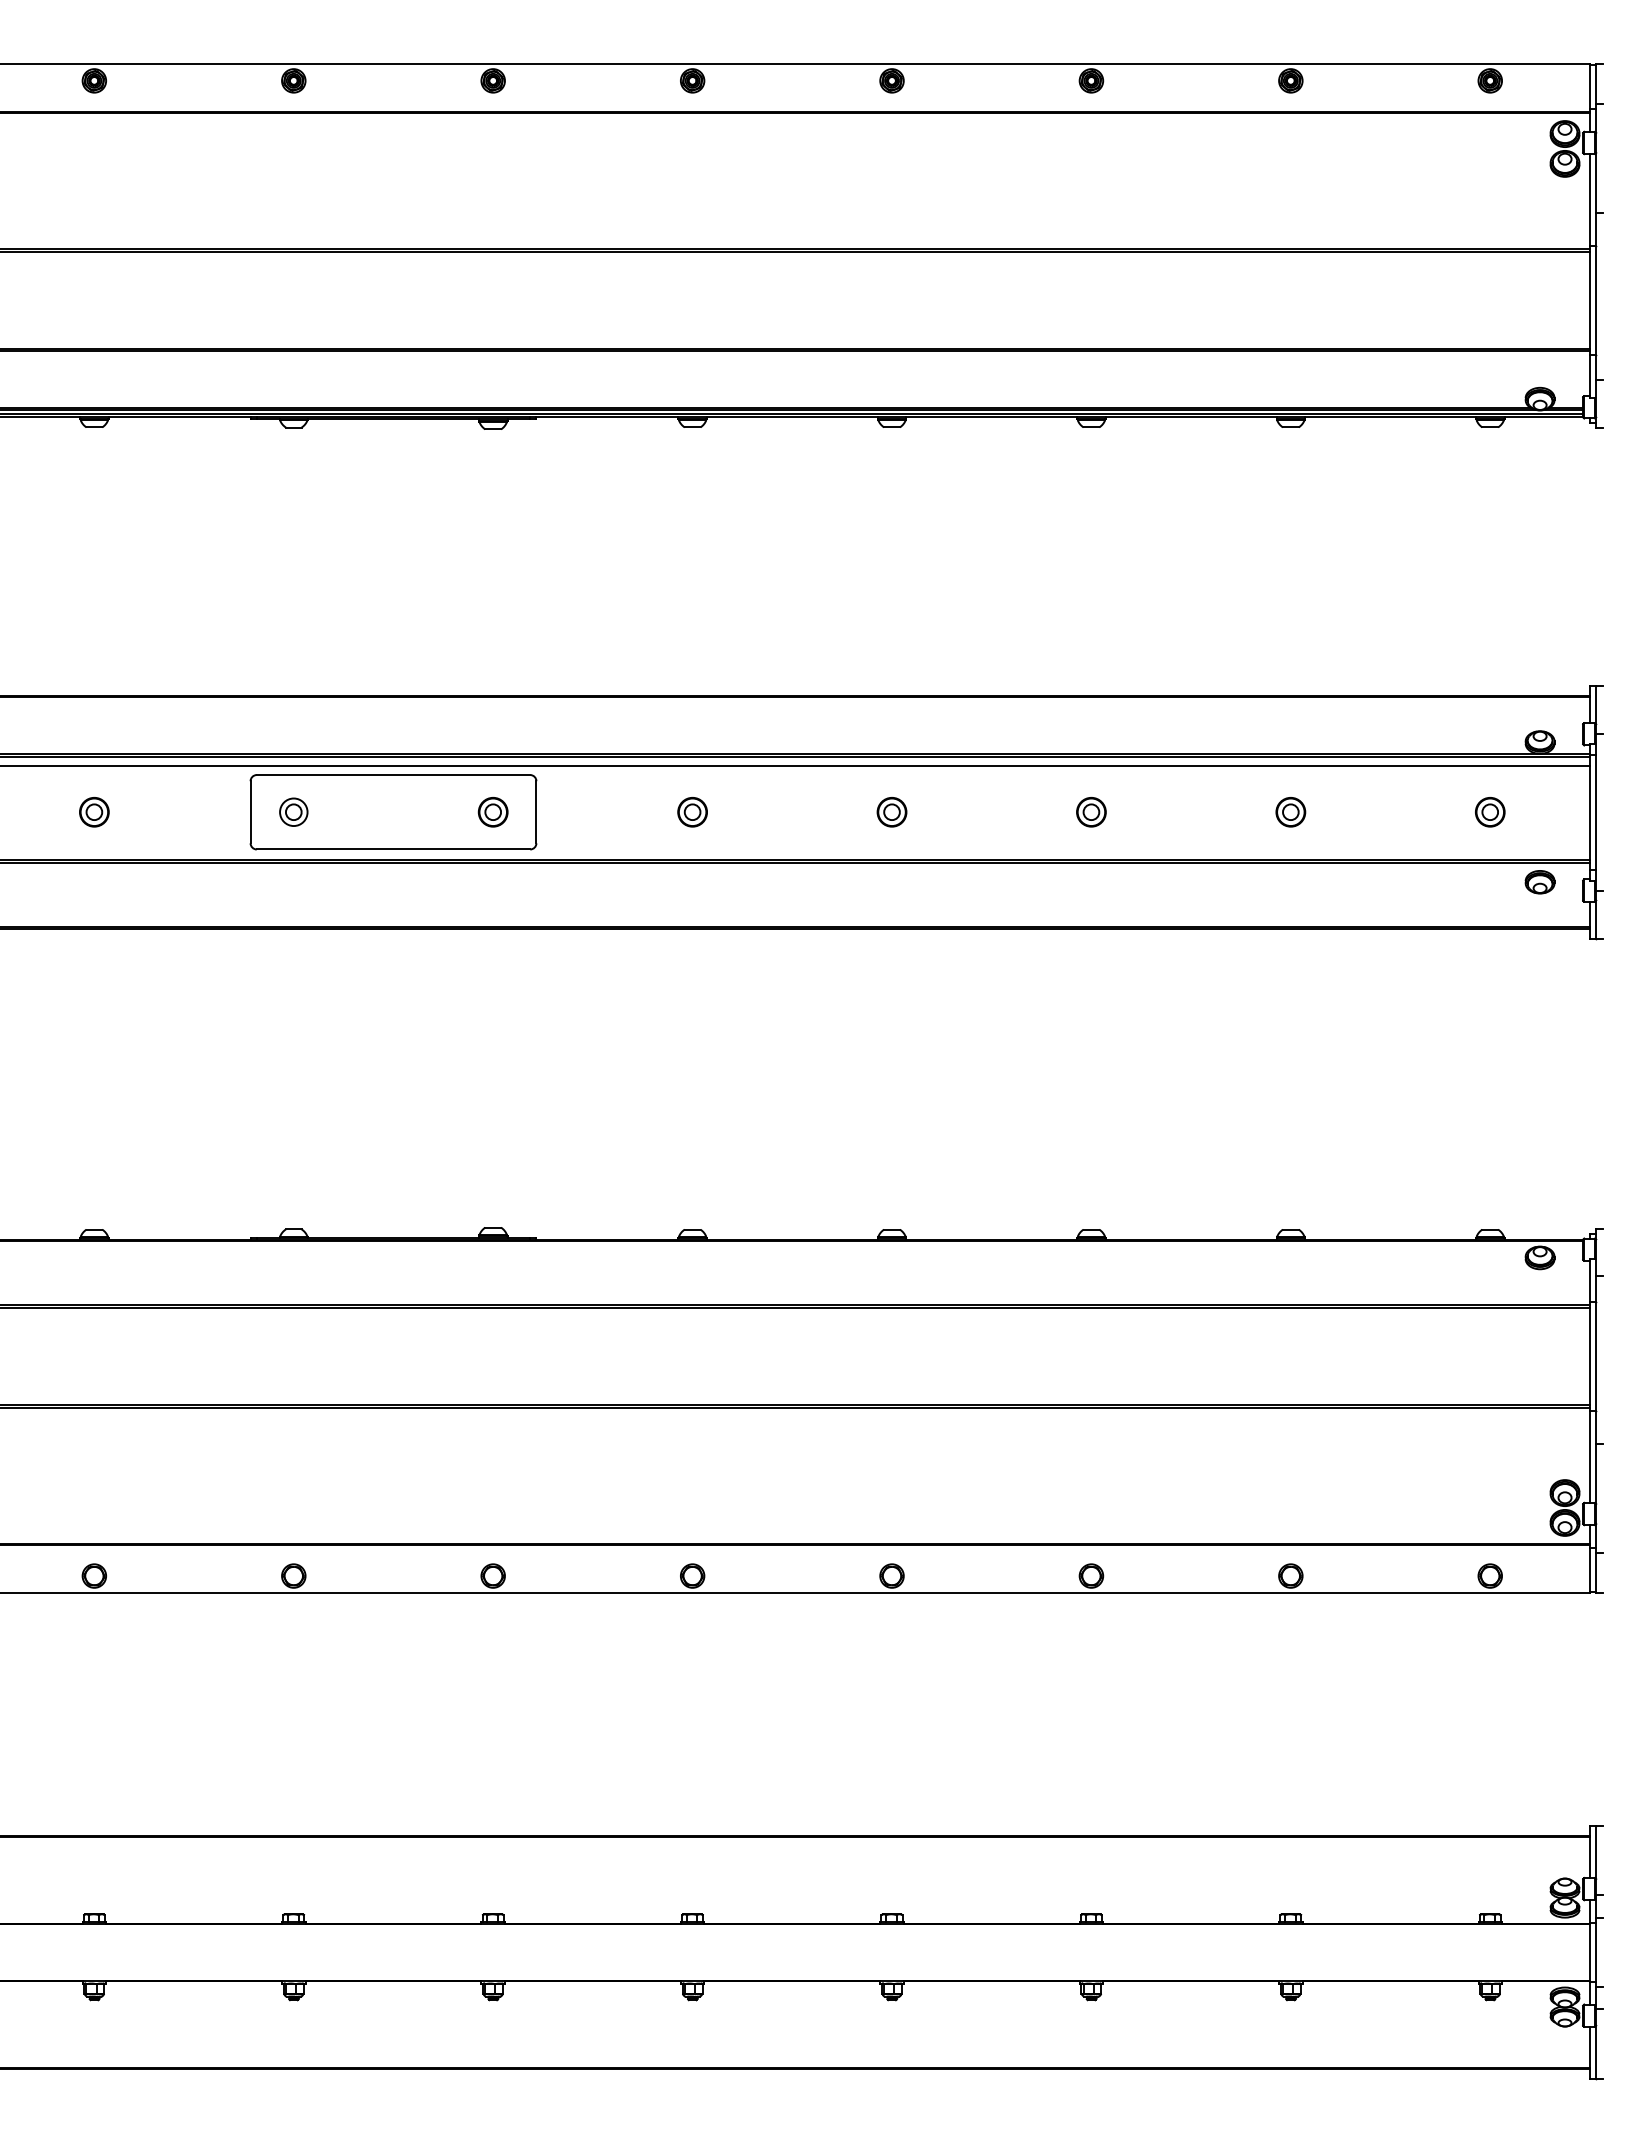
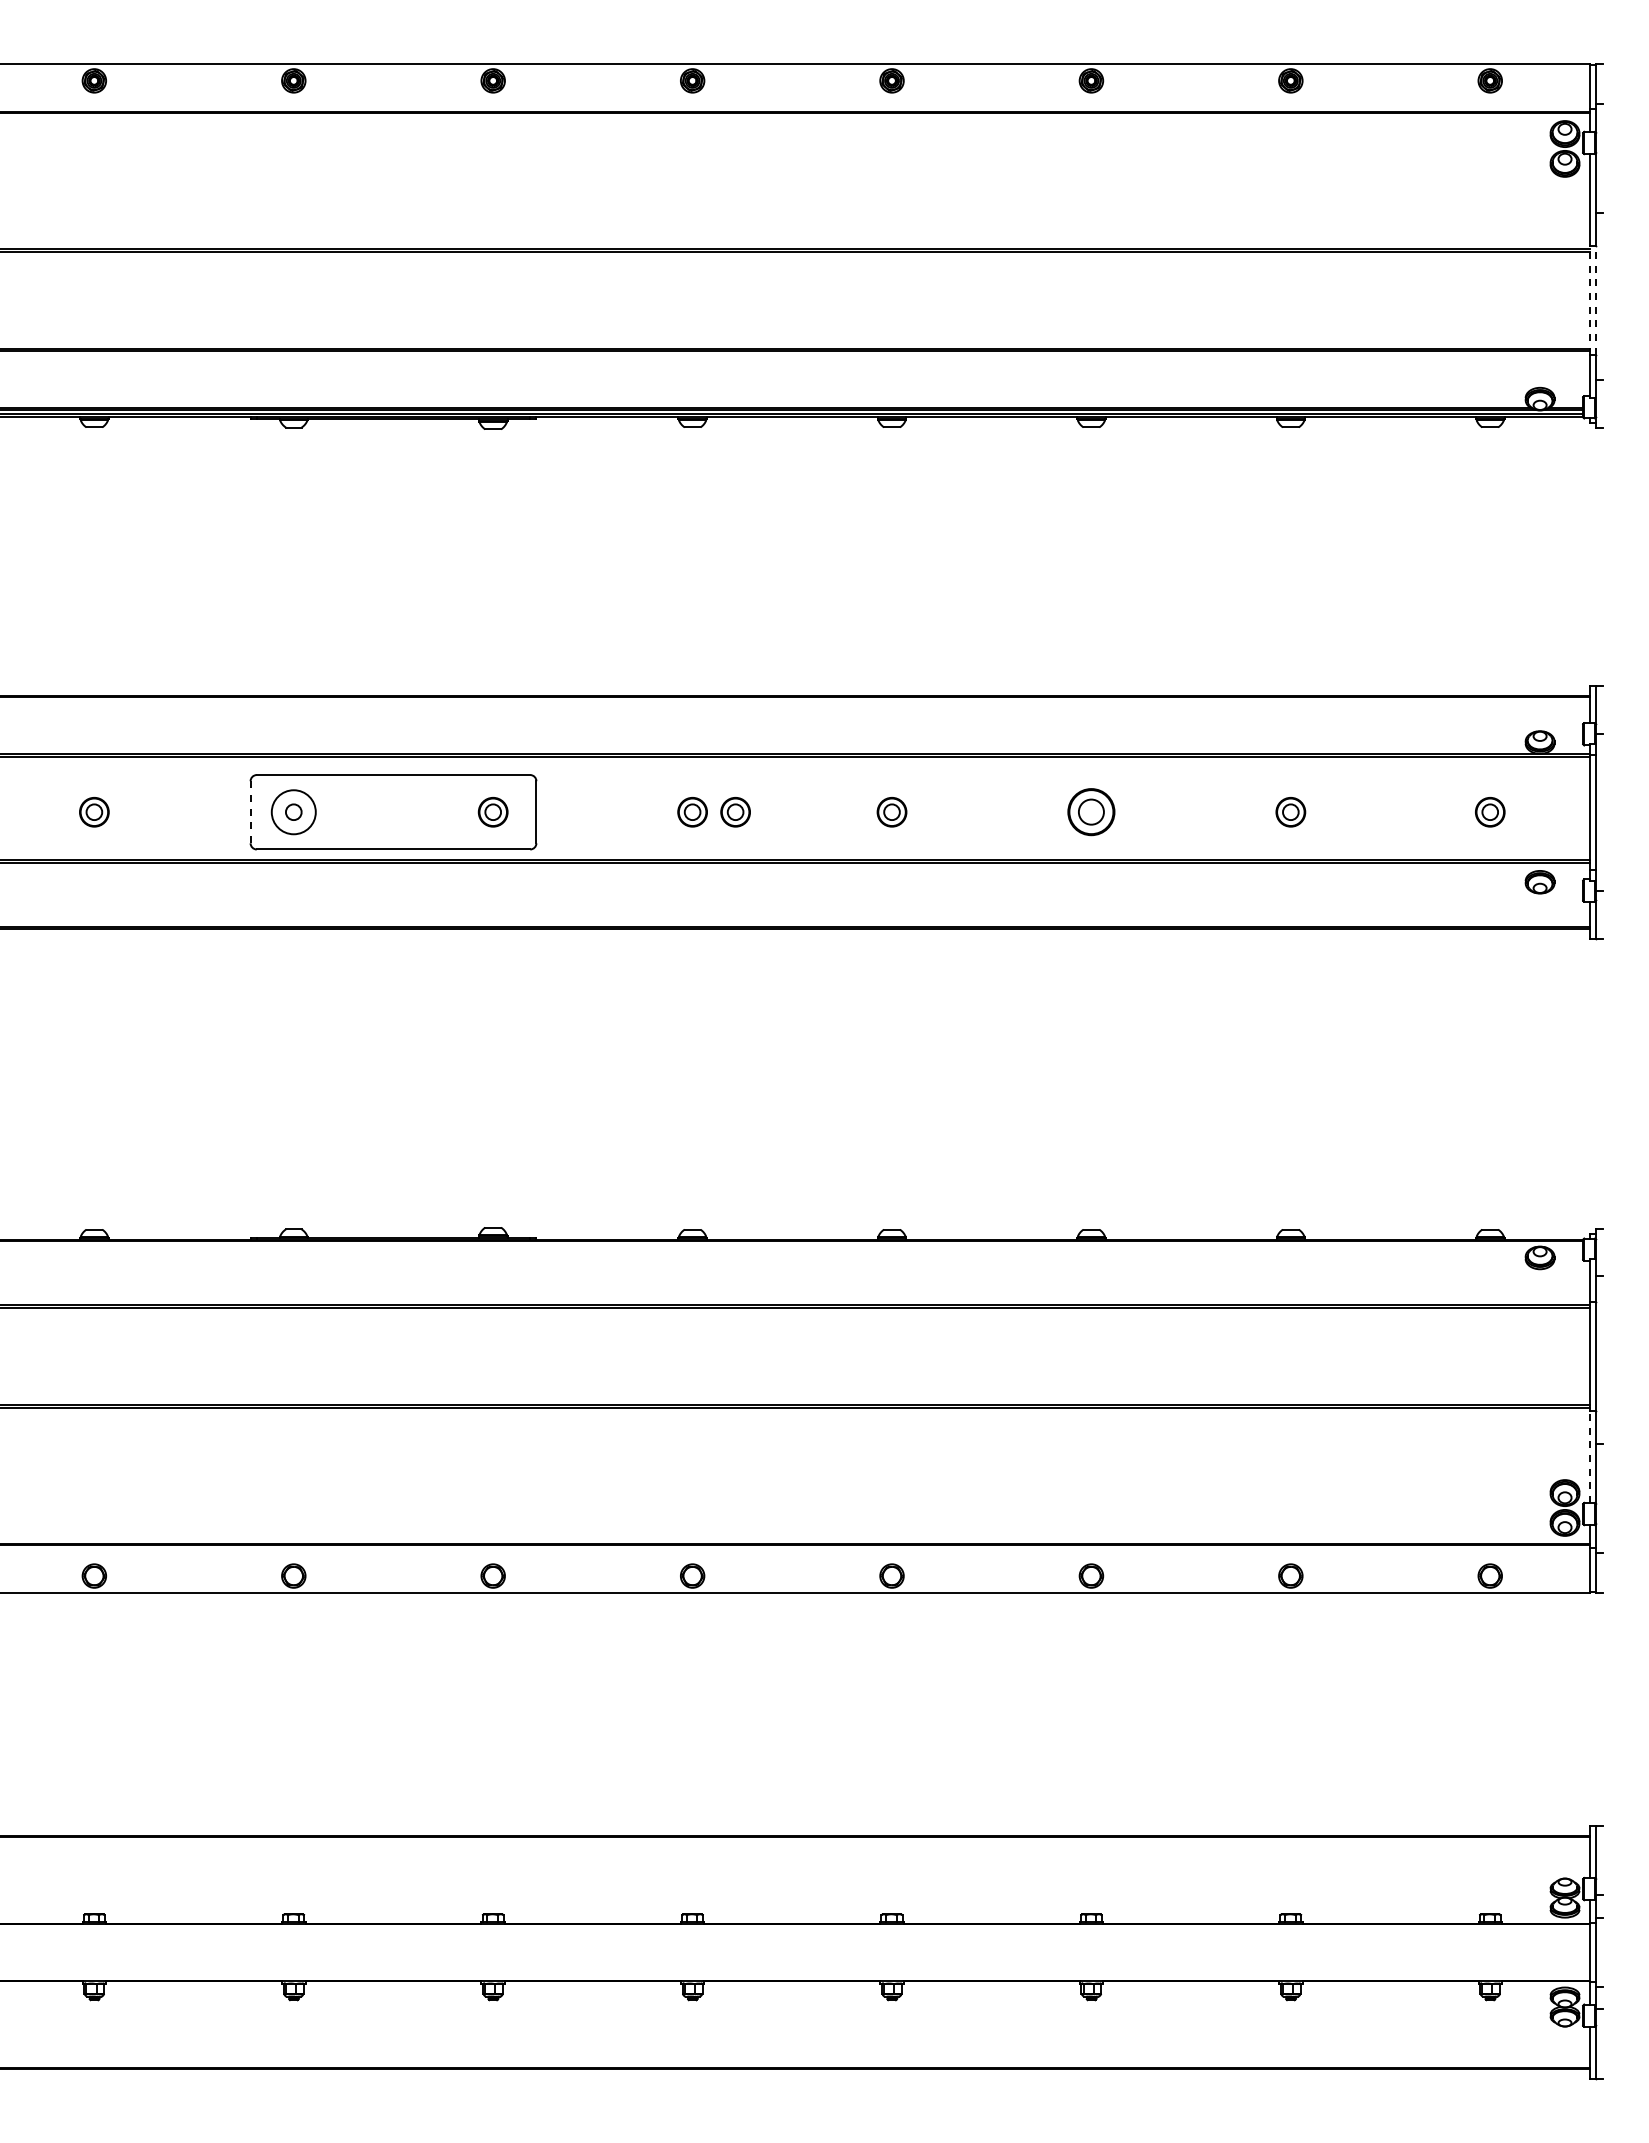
line: solid -> dashed (1589, 299)
line: solid -> dashed (1596, 299)
line: present -> none (795, 766)
line: solid -> dashed (250, 812)
circle diameter: 28 px -> 44 px (293, 812)
part: none -> present (735, 812)
part size: 31x31 px -> 49x49 px (1091, 812)
line: solid -> dashed (1589, 1456)
